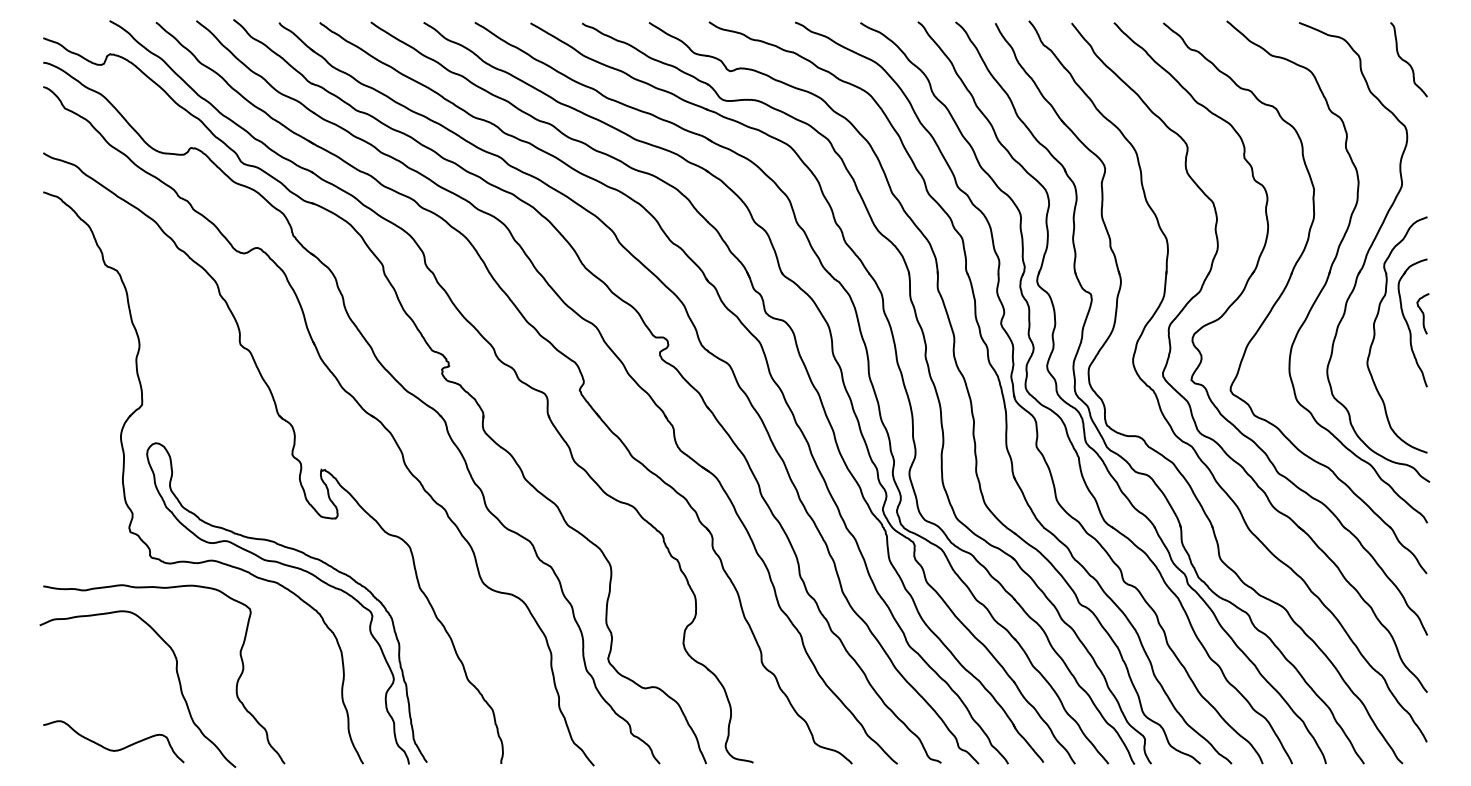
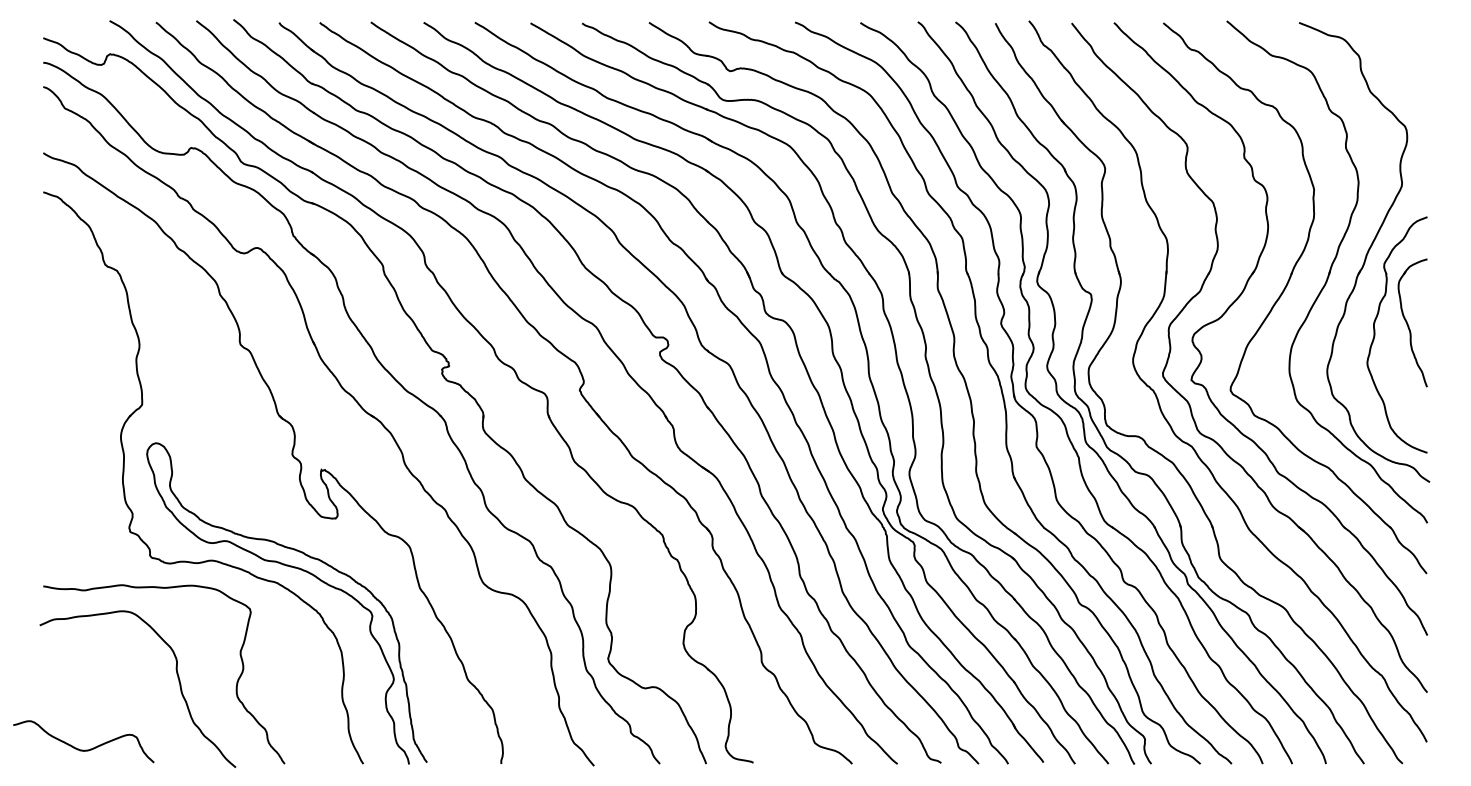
curve: present -> none (1407, 61)
curve: present -> none (1422, 313)
curve position: (112, 749) -> (82, 749) (82, 749)
